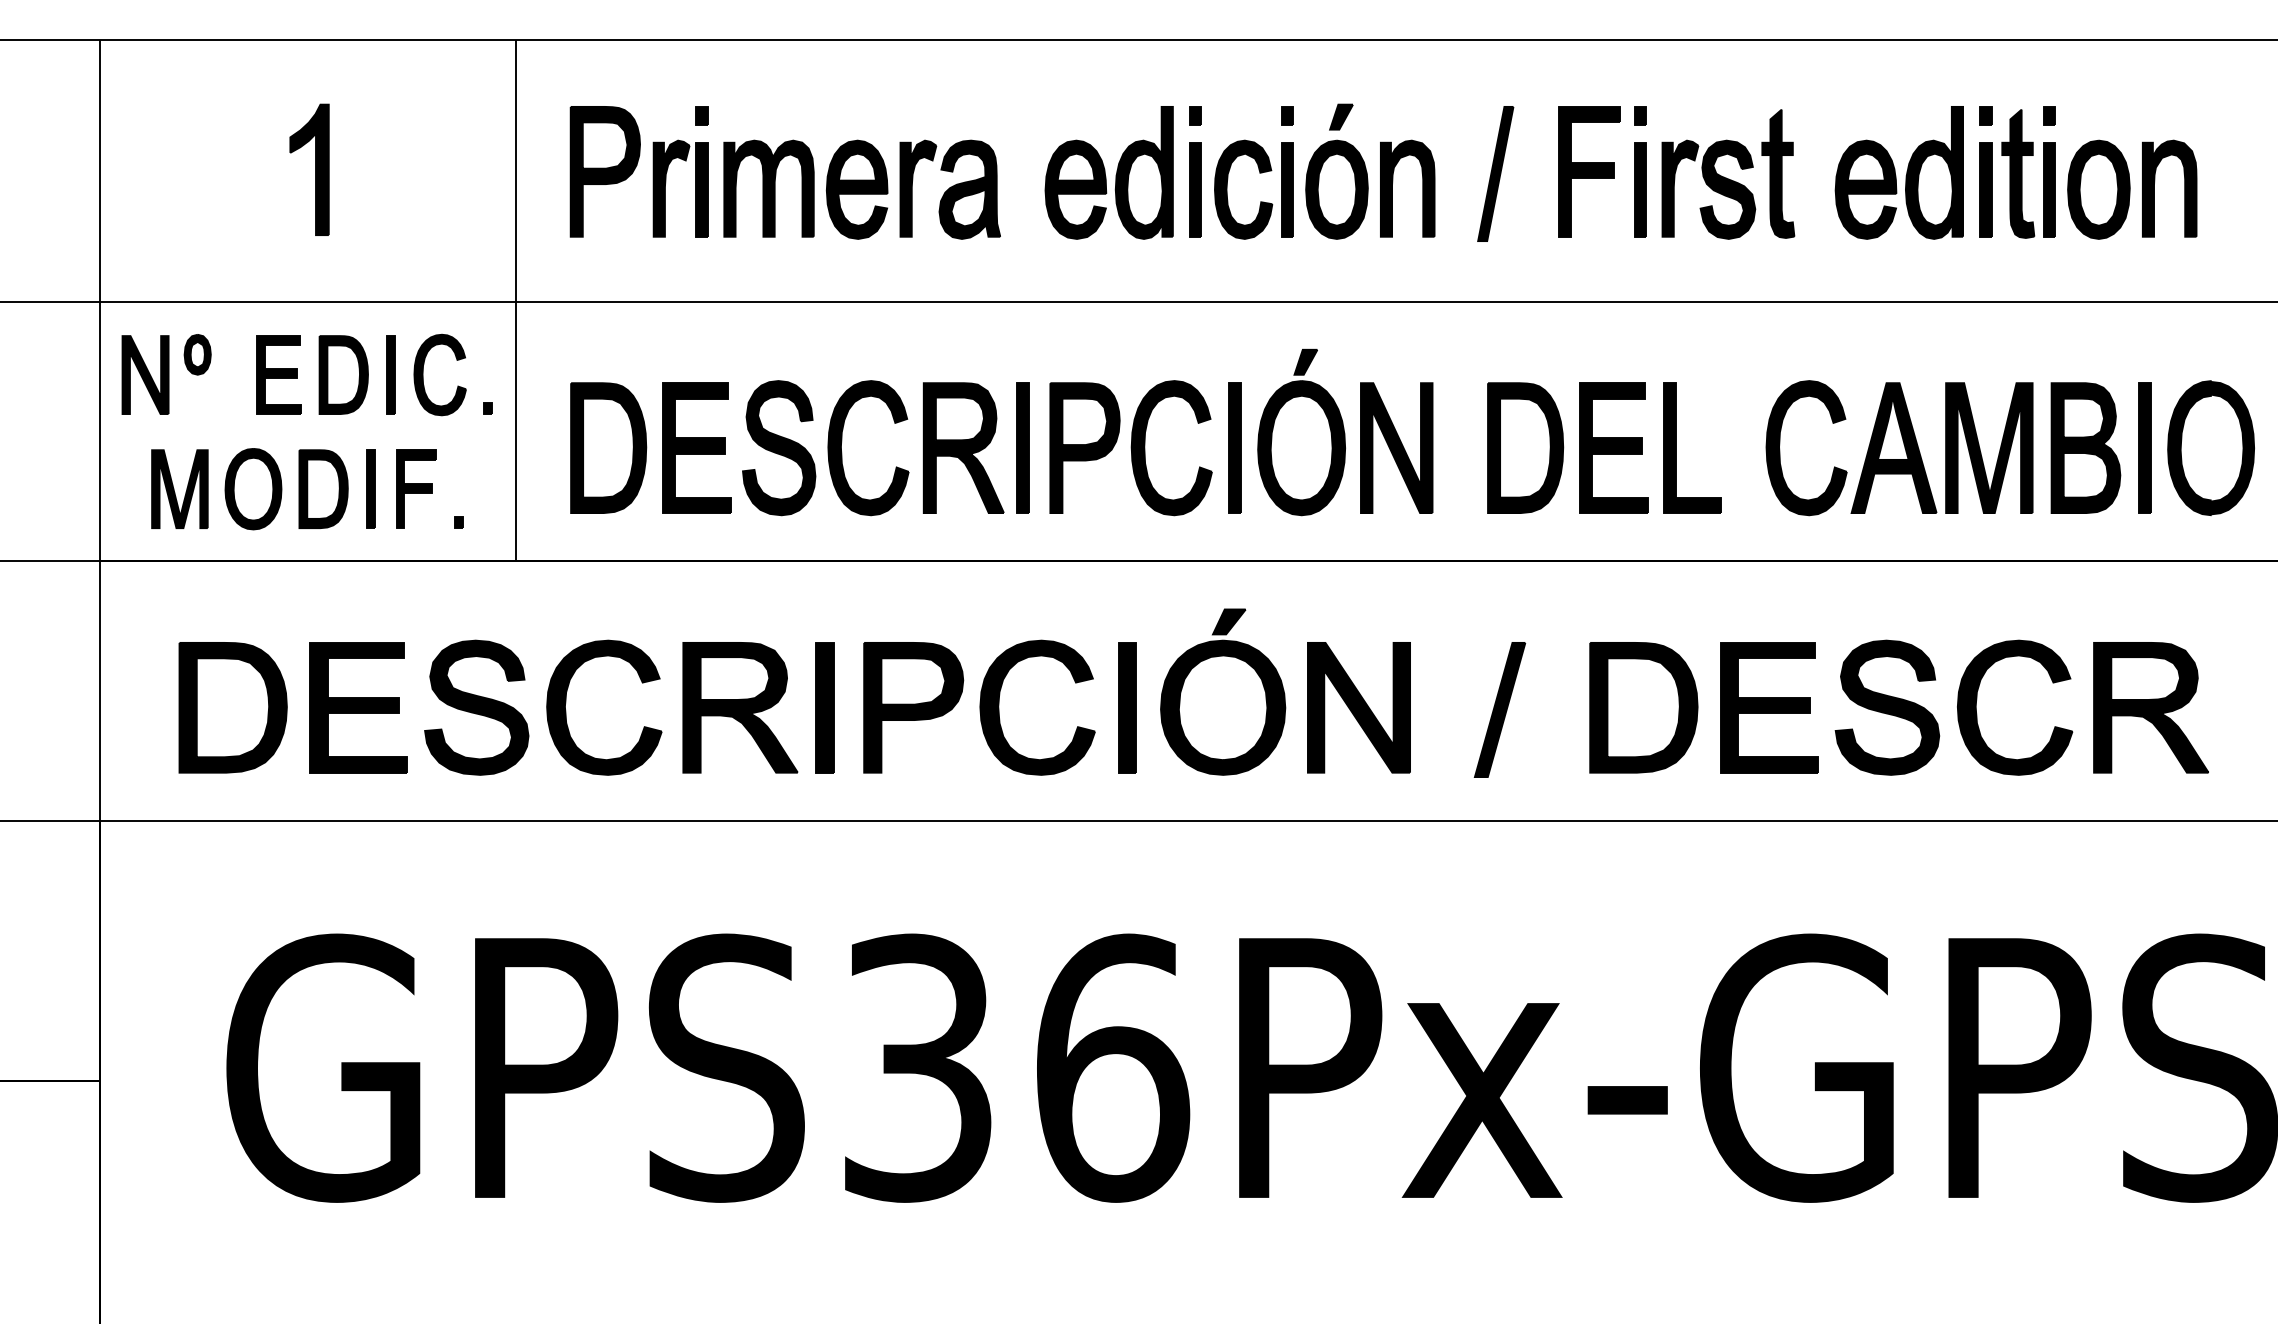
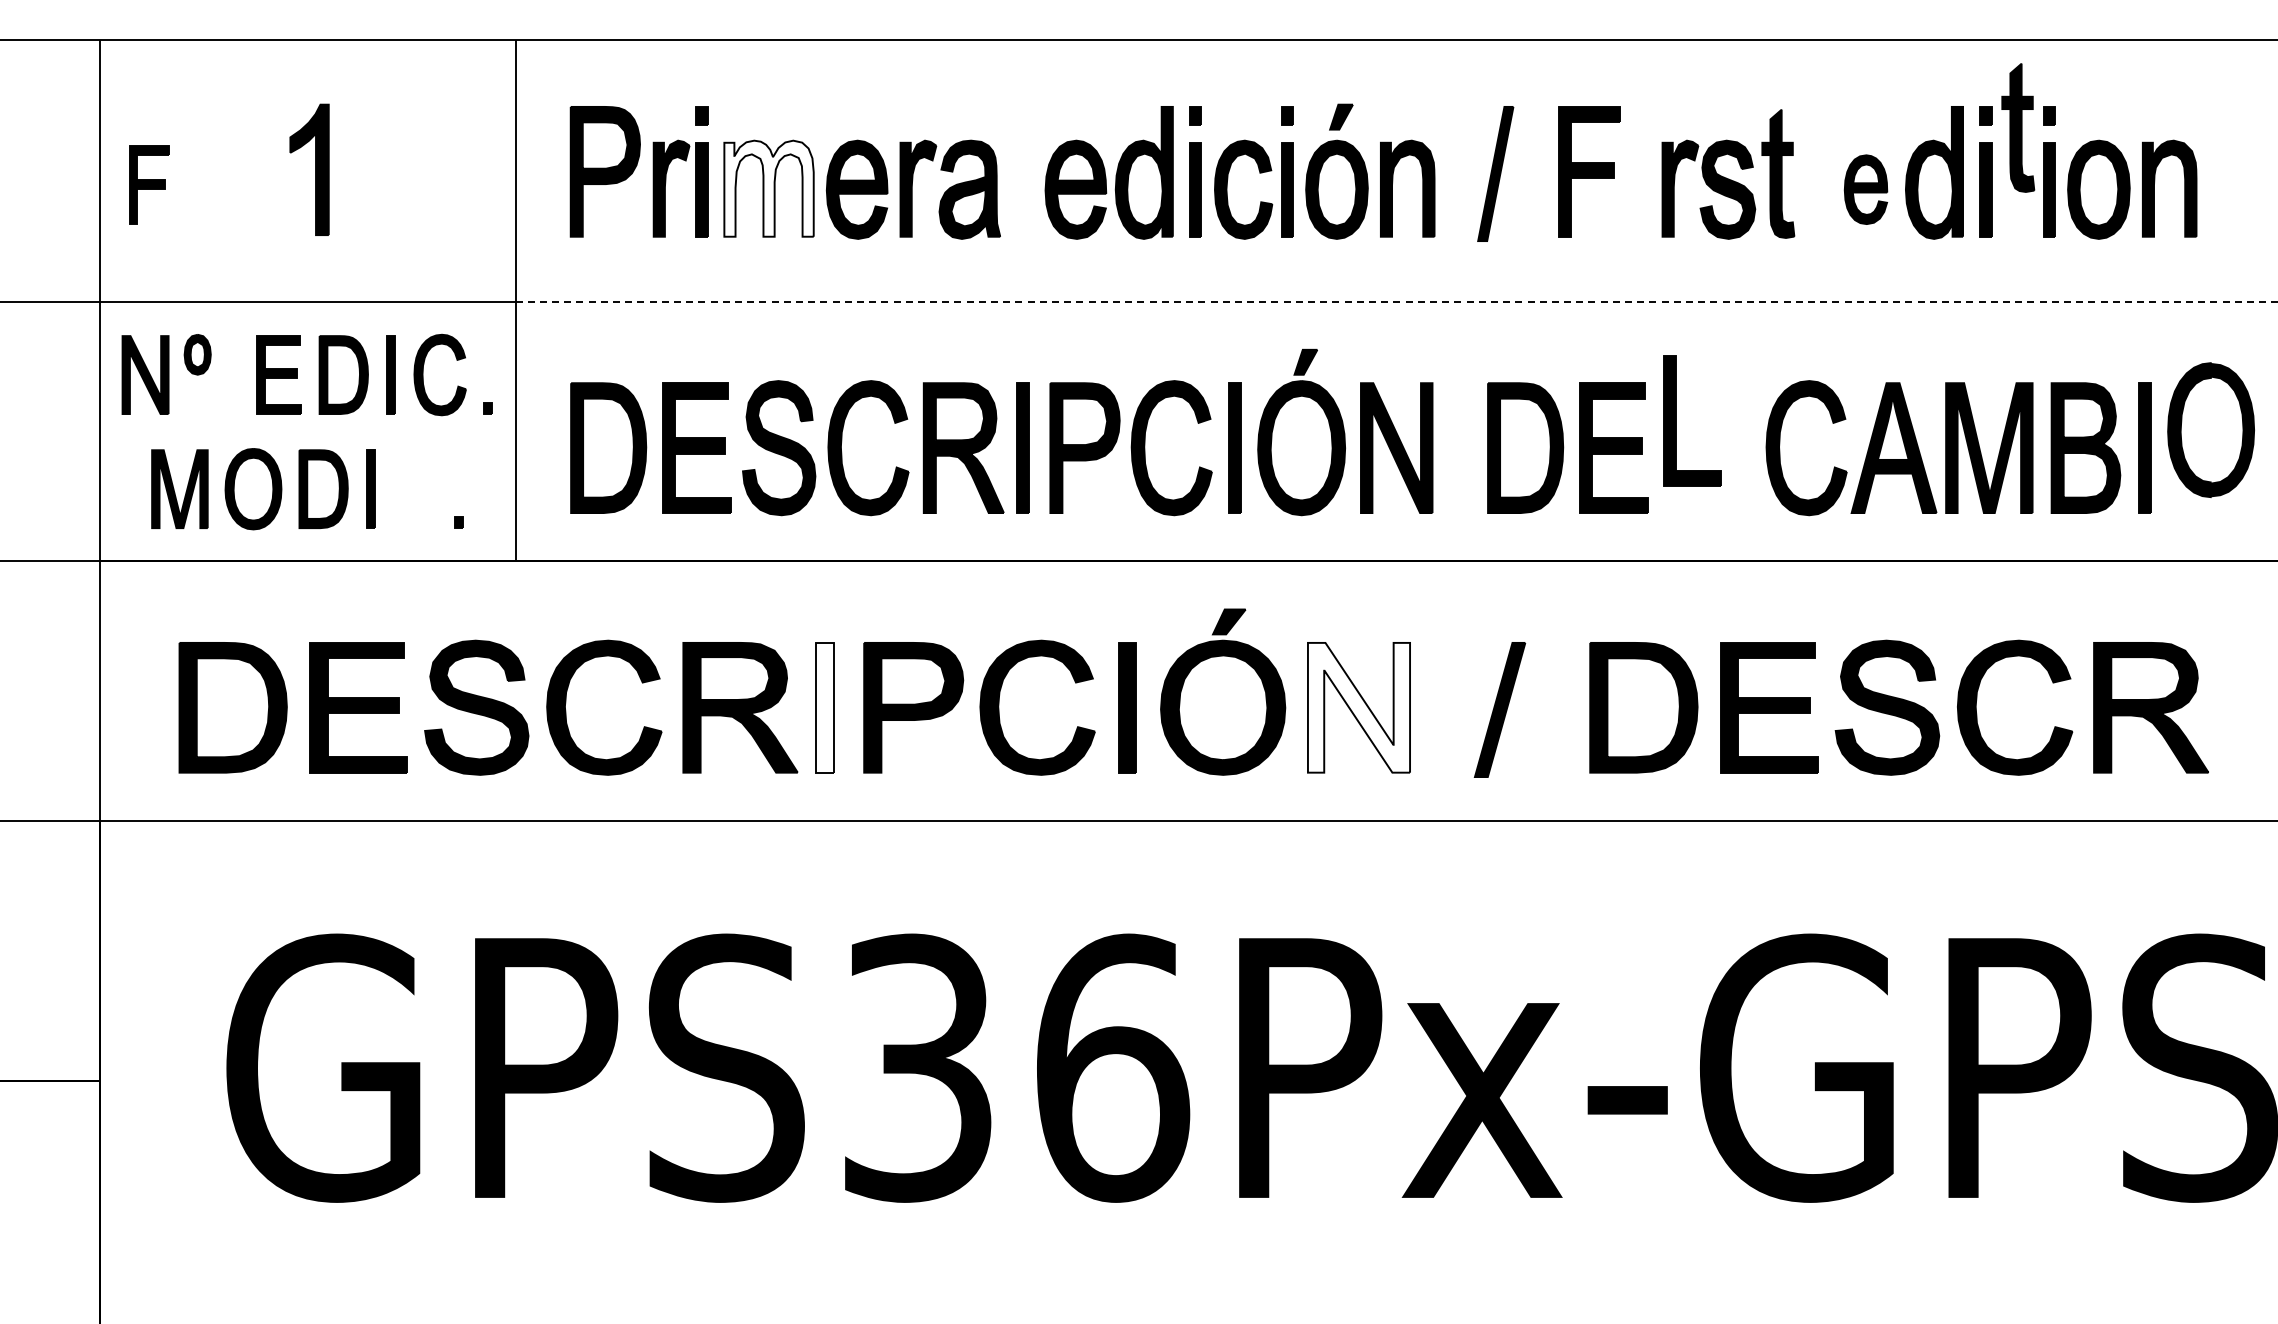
part: present -> none (1640, 171)
part position: (2018, 173) -> (2018, 127) (2018, 127)
fill: present -> none (768, 188)
part size: 64x101 px -> 46x71 px (1865, 189)
line: solid -> dashed (1397, 301)
part position: (1676, 447) -> (1676, 420) (1676, 420)
part position: (2210, 447) -> (2210, 429) (2210, 429)
part position: (416, 488) -> (149, 184) (149, 184)
fill: present -> none (824, 707)
fill: present -> none (1358, 707)
